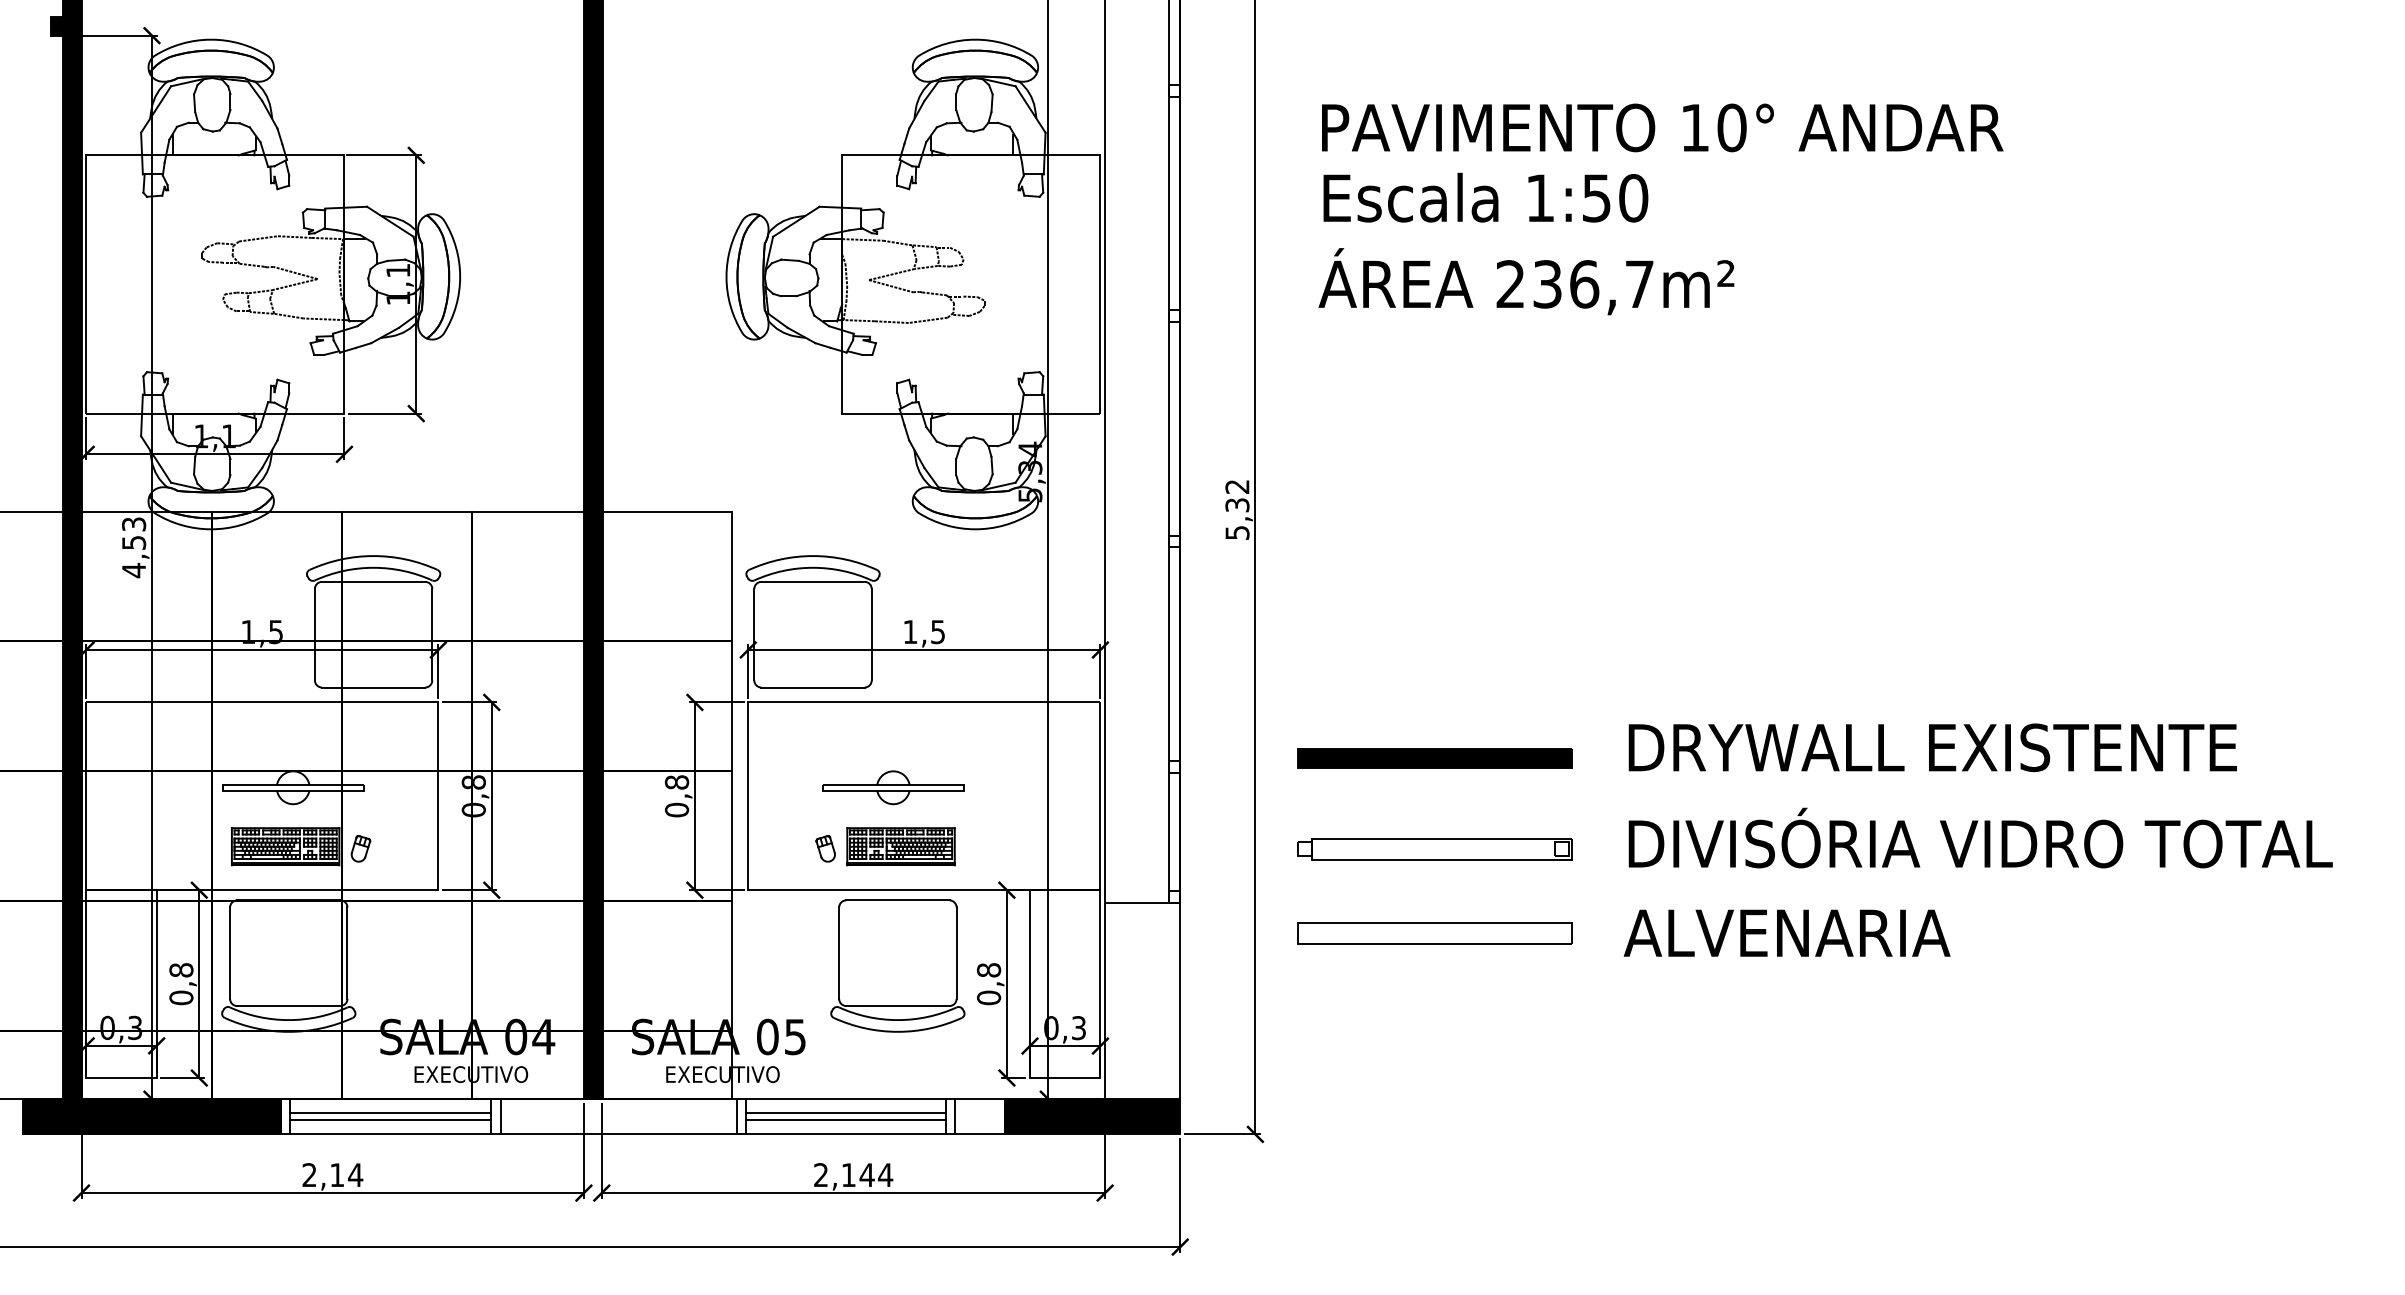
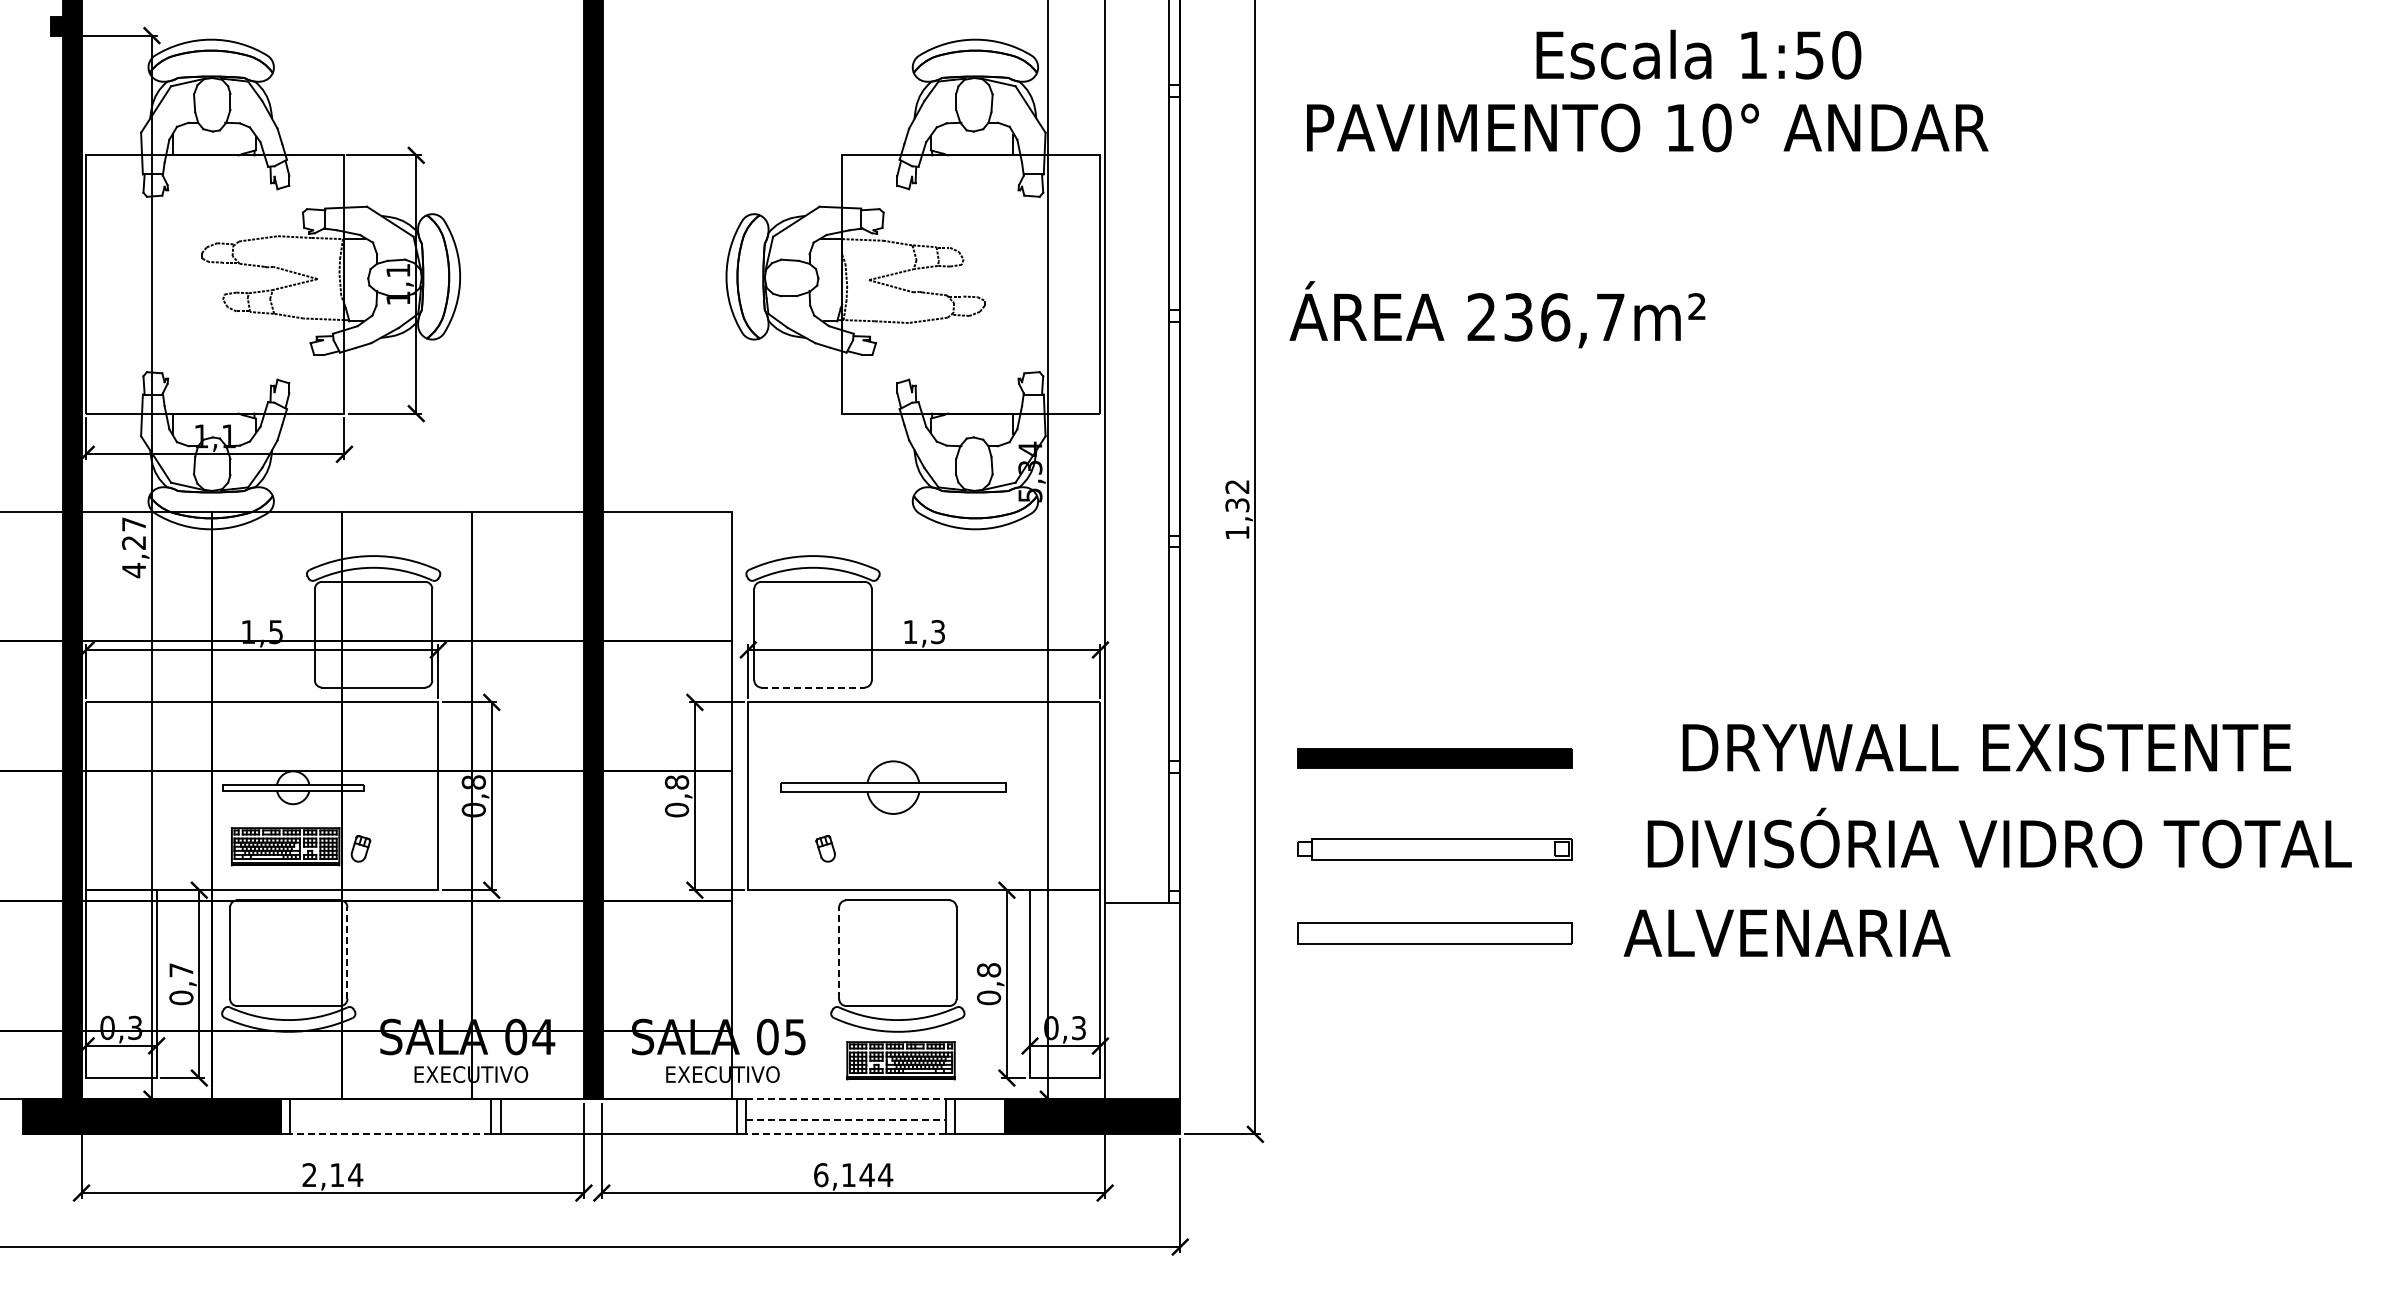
text position: (1662, 127) -> (1647, 127) (1647, 127)
text position: (1485, 197) -> (1698, 54) (1698, 54)
text position: (1526, 281) -> (1497, 314) (1497, 314)
text: 5,32 -> 1,32 (1237, 532)
text: 4,53 -> 4,27 (134, 533)
text: 1,5 -> 1,3 (937, 631)
line: solid -> dashed (813, 687)
text position: (1932, 747) -> (1986, 747) (1986, 747)
part size: 143x36 px -> 227x55 px (893, 787)
text position: (1980, 837) -> (1999, 837) (1999, 837)
part position: (900, 846) -> (900, 1060) (900, 1060)
line: solid -> dashed (347, 953)
line: solid -> dashed (839, 953)
text: 0,8 -> 0,7 (181, 970)
line: solid -> dashed (845, 1099)
line: present -> none (390, 1113)
line: present -> none (845, 1113)
line: present -> none (390, 1120)
line: solid -> dashed (845, 1120)
line: solid -> dashed (390, 1134)
line: solid -> dashed (845, 1134)
text: 2,144 -> 6,144 (821, 1175)
